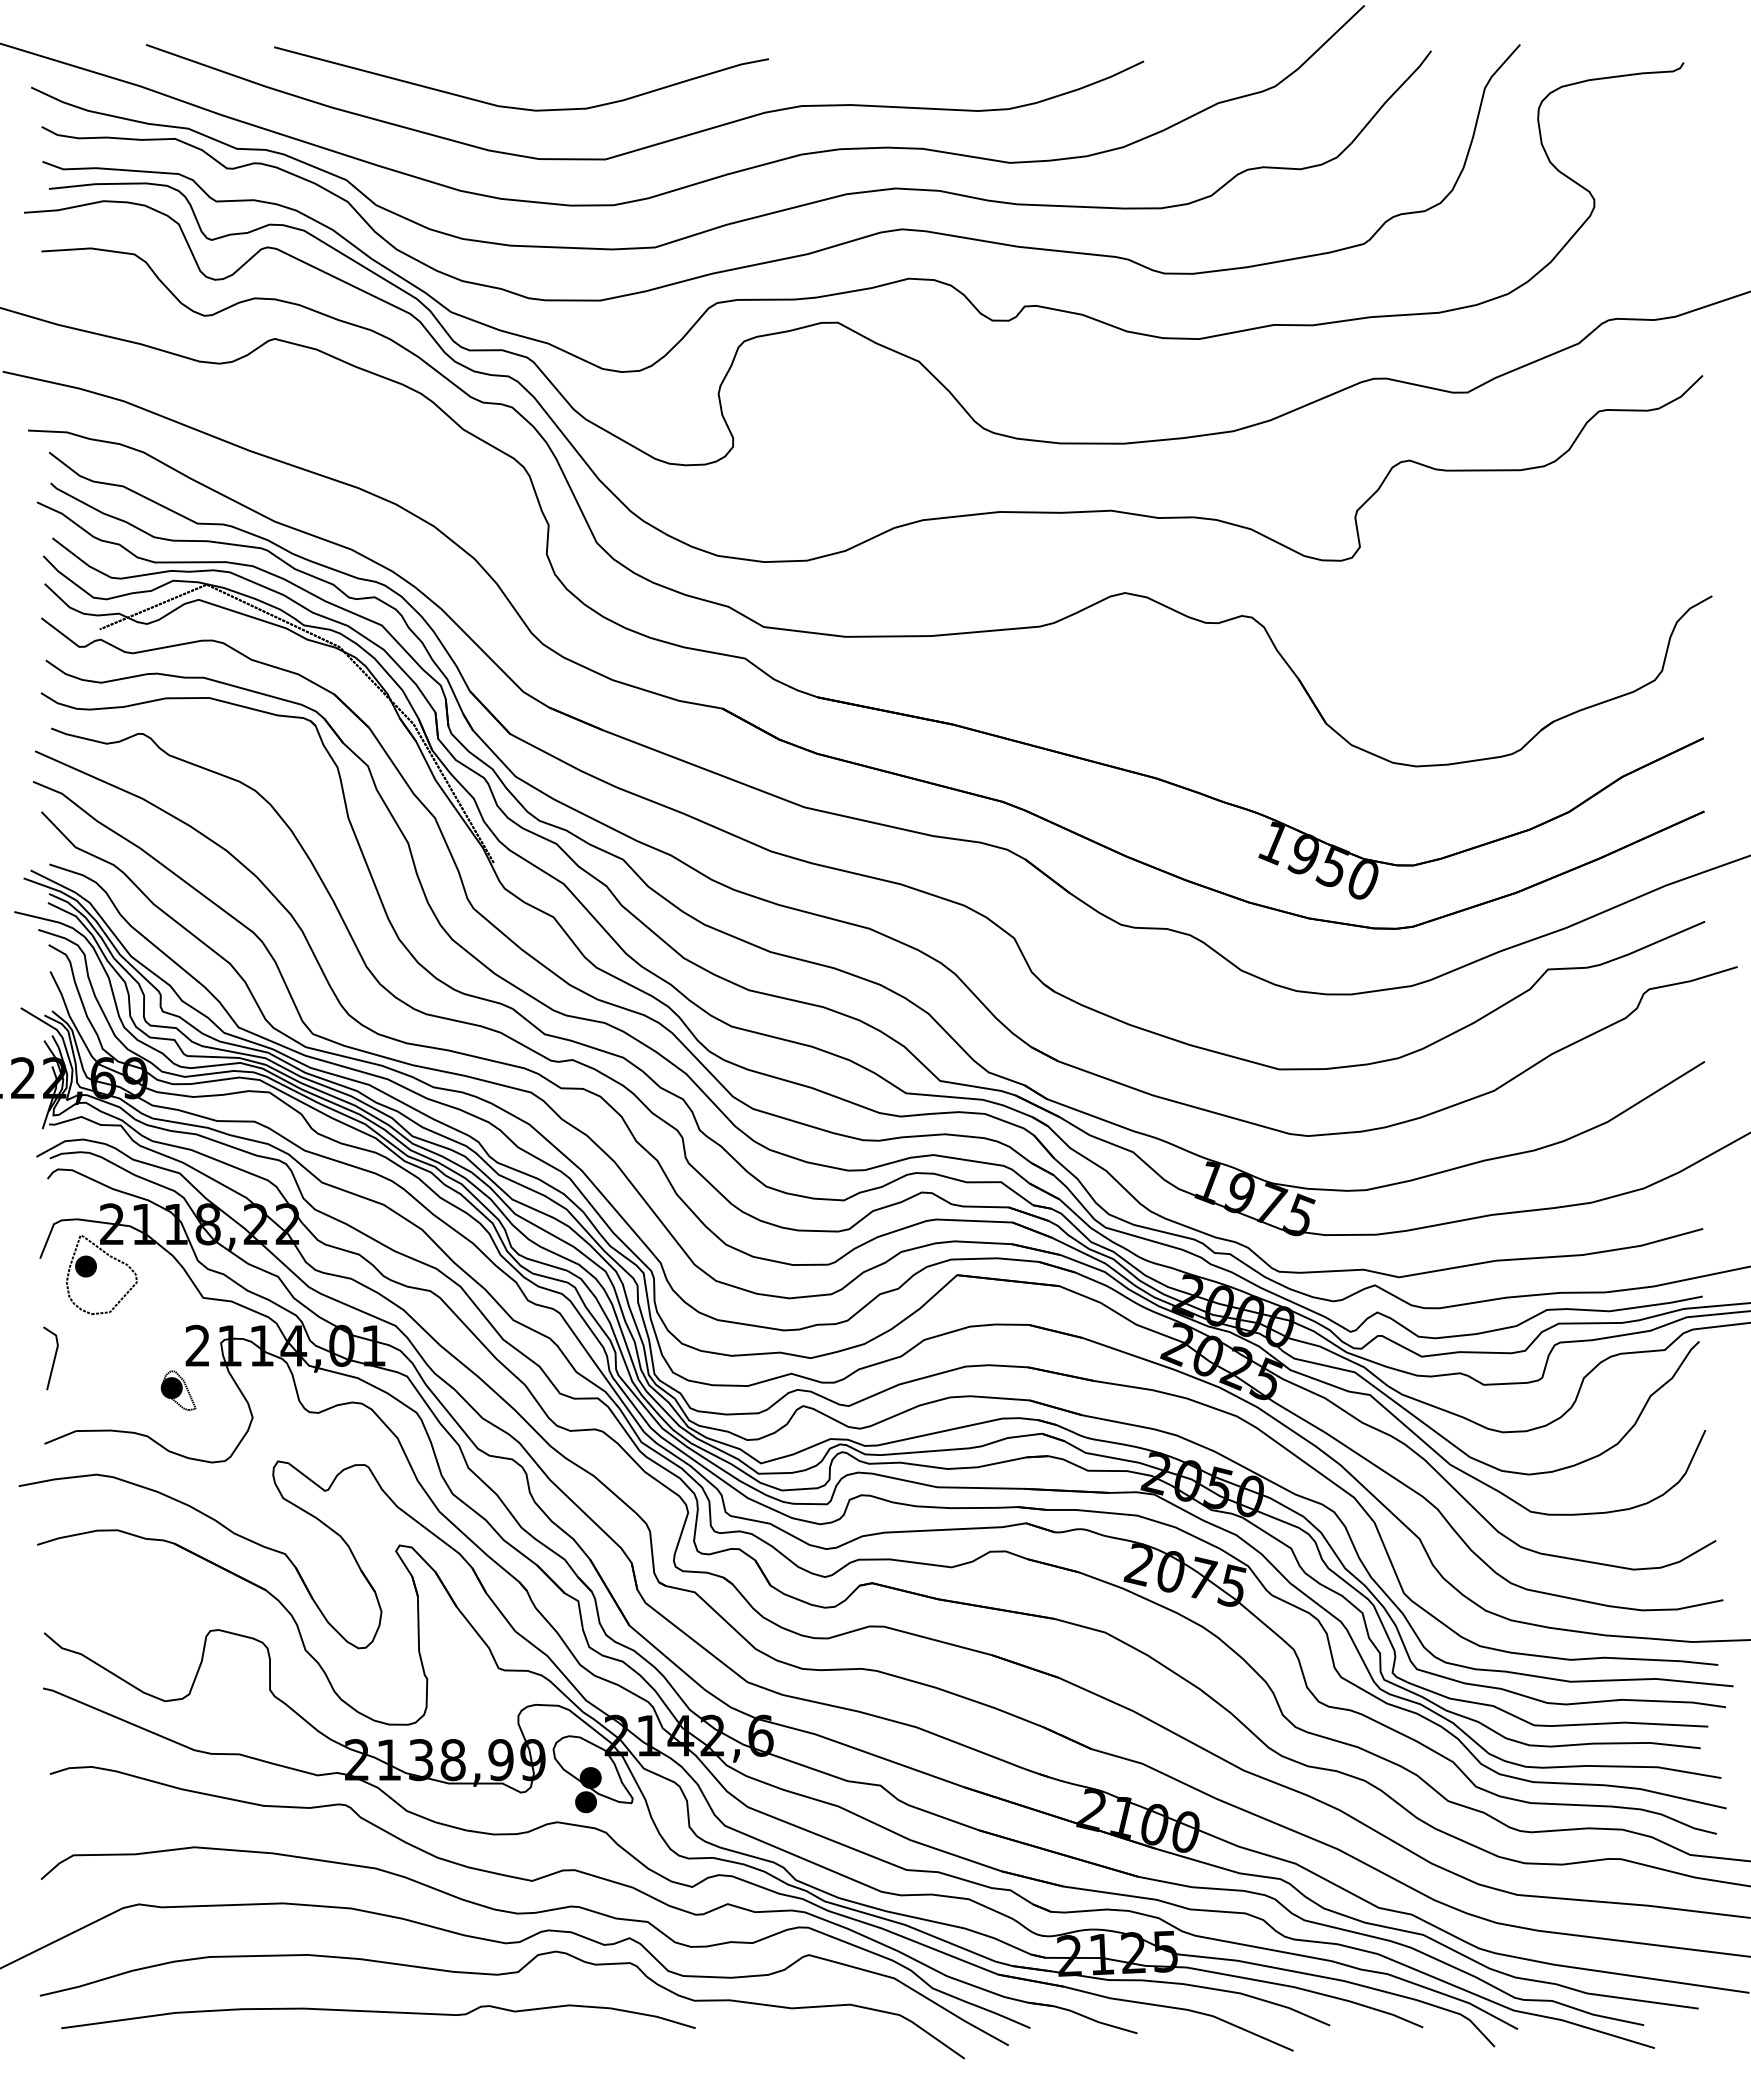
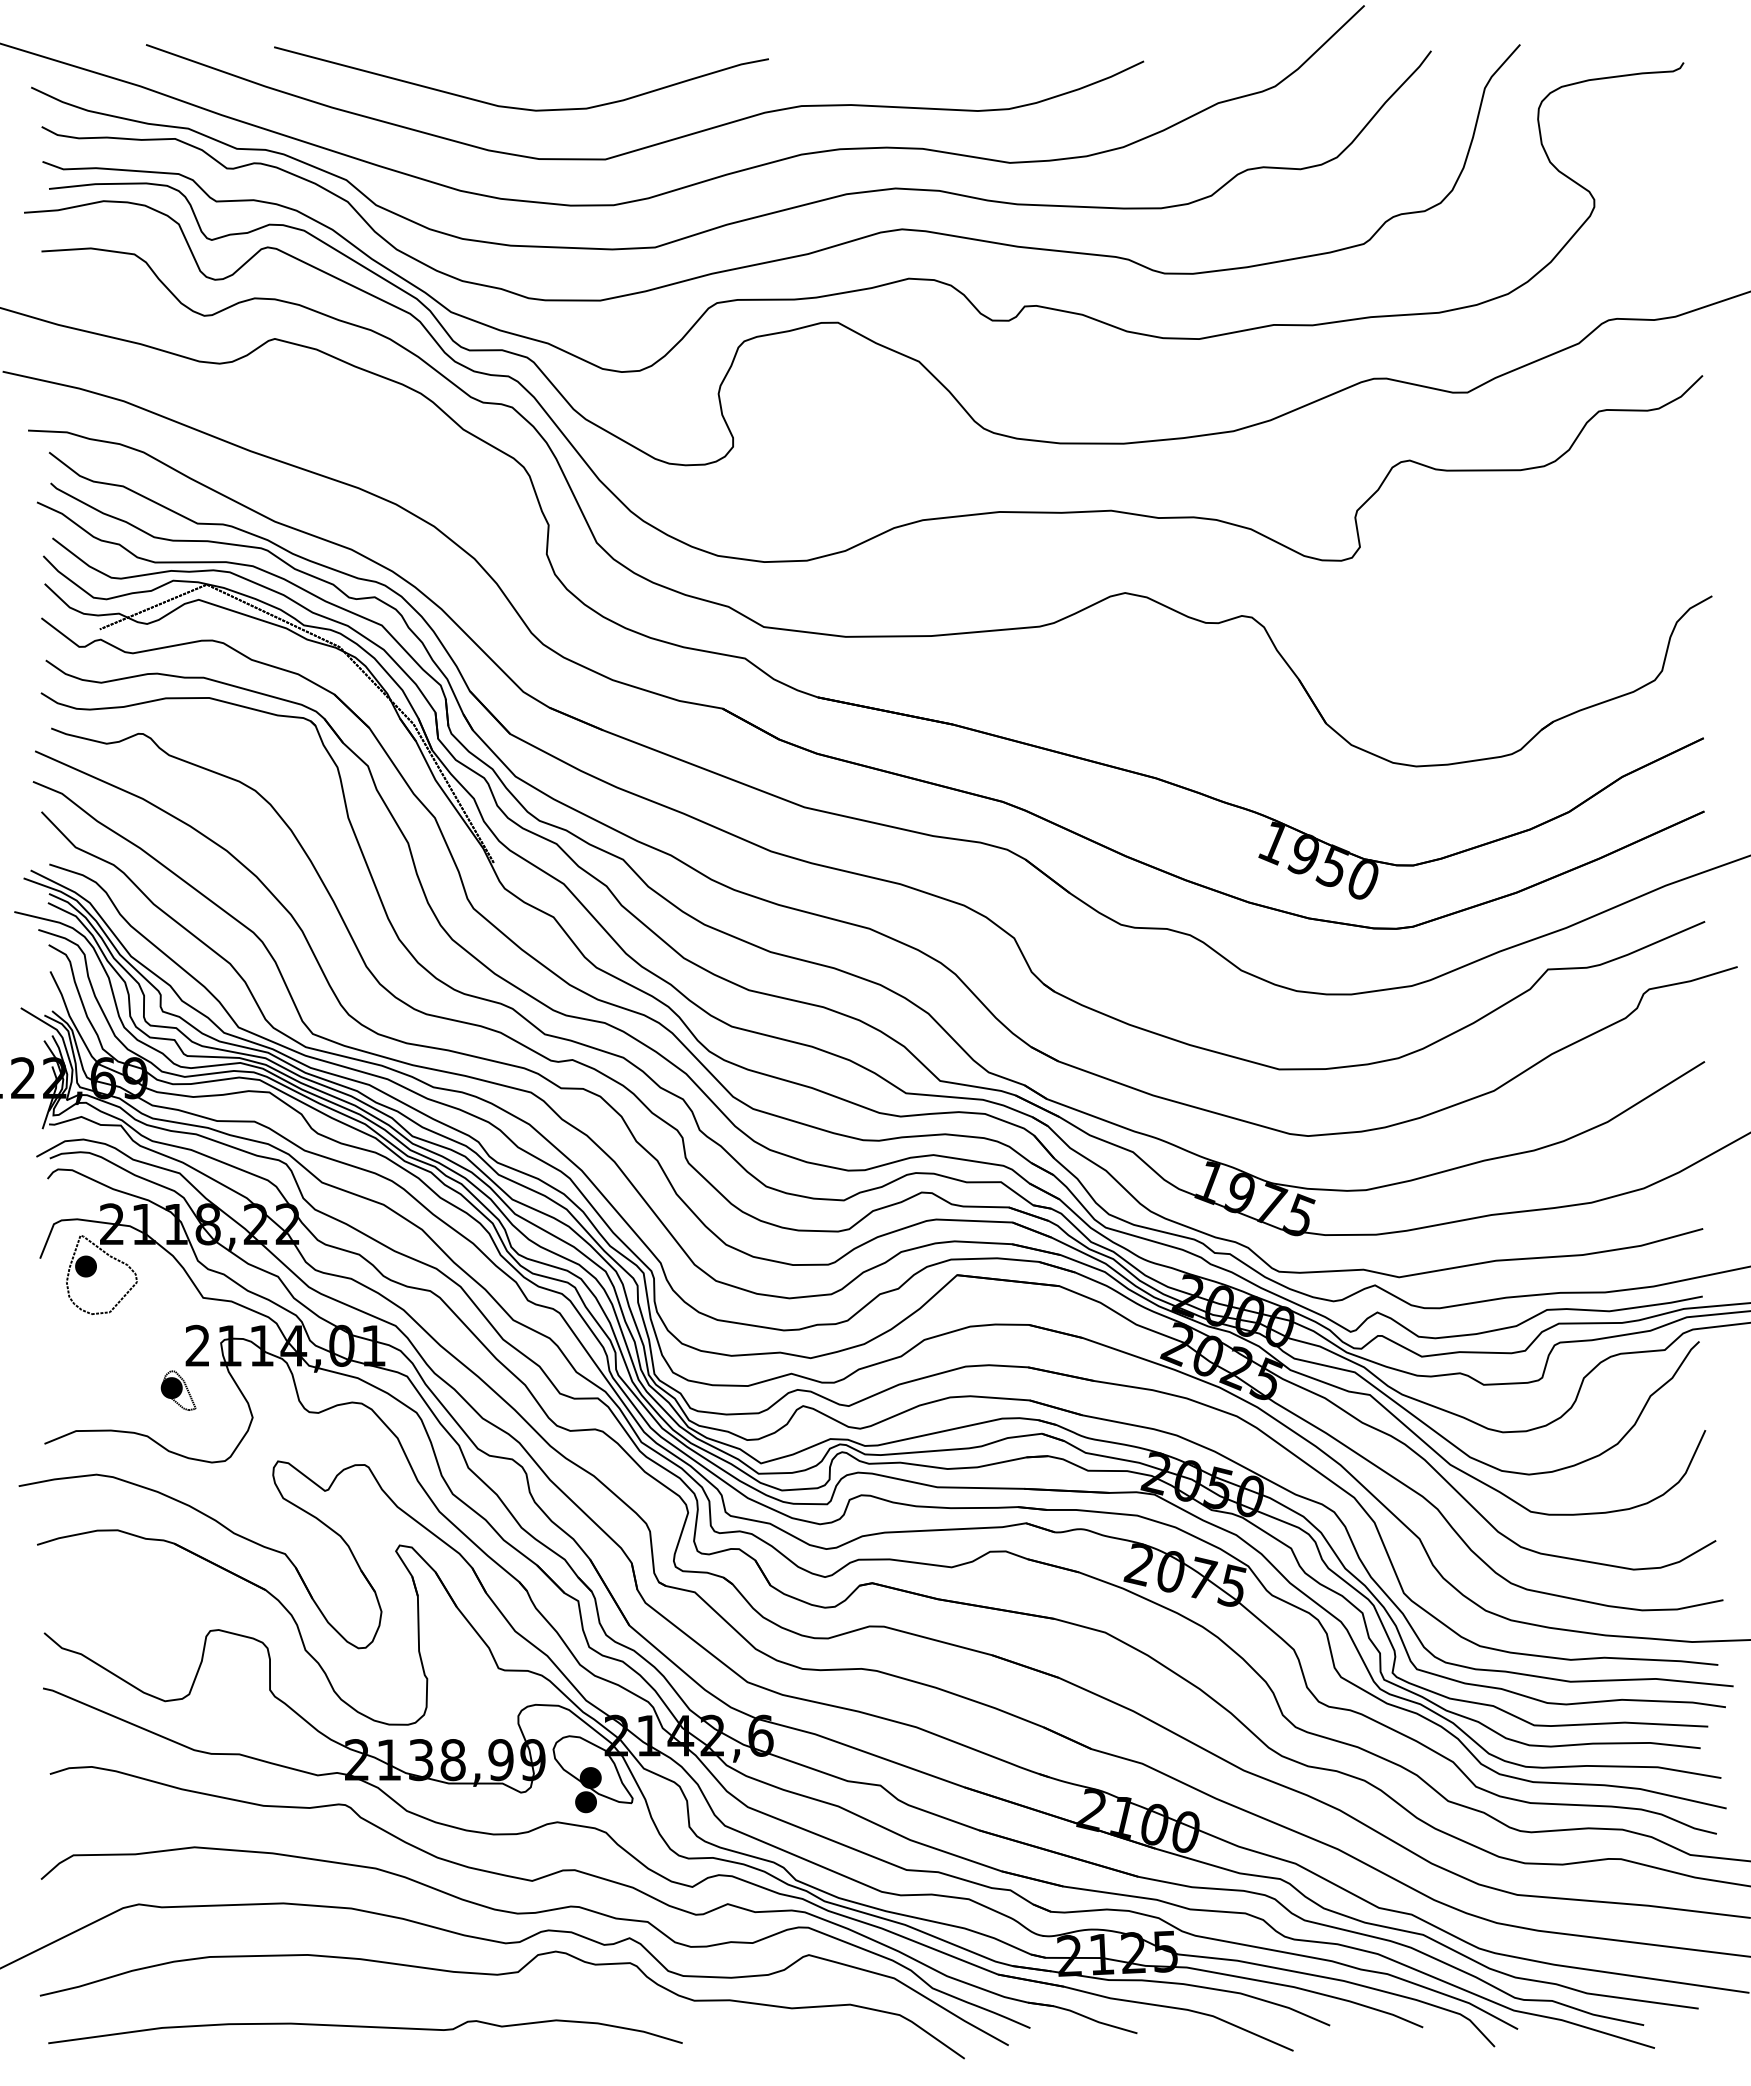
line: present -> none (53, 1358)
curve position: (378, 2012) -> (365, 2027) (365, 2027)
